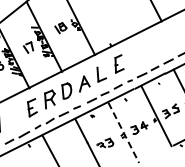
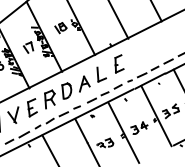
line: none -> present (118, 20)
part: none -> present (13, 114)
line: dashed -> solid (123, 132)
